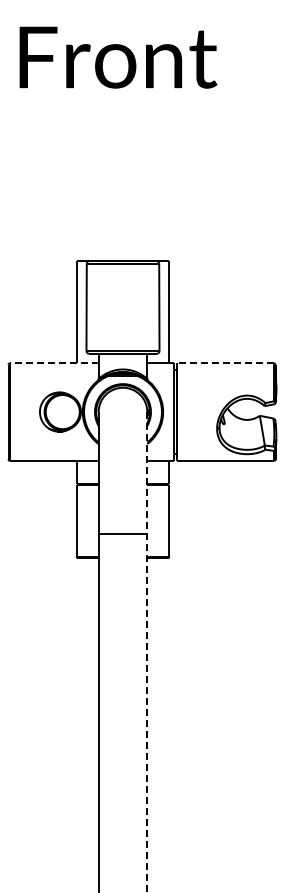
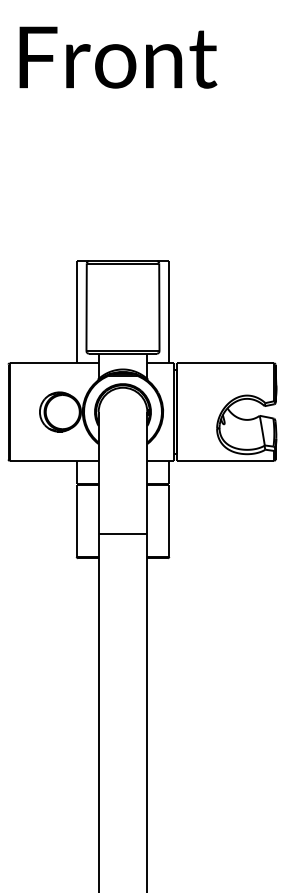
line: dashed -> solid (53, 363)
line: dashed -> solid (225, 363)
line: dashed -> solid (147, 652)
